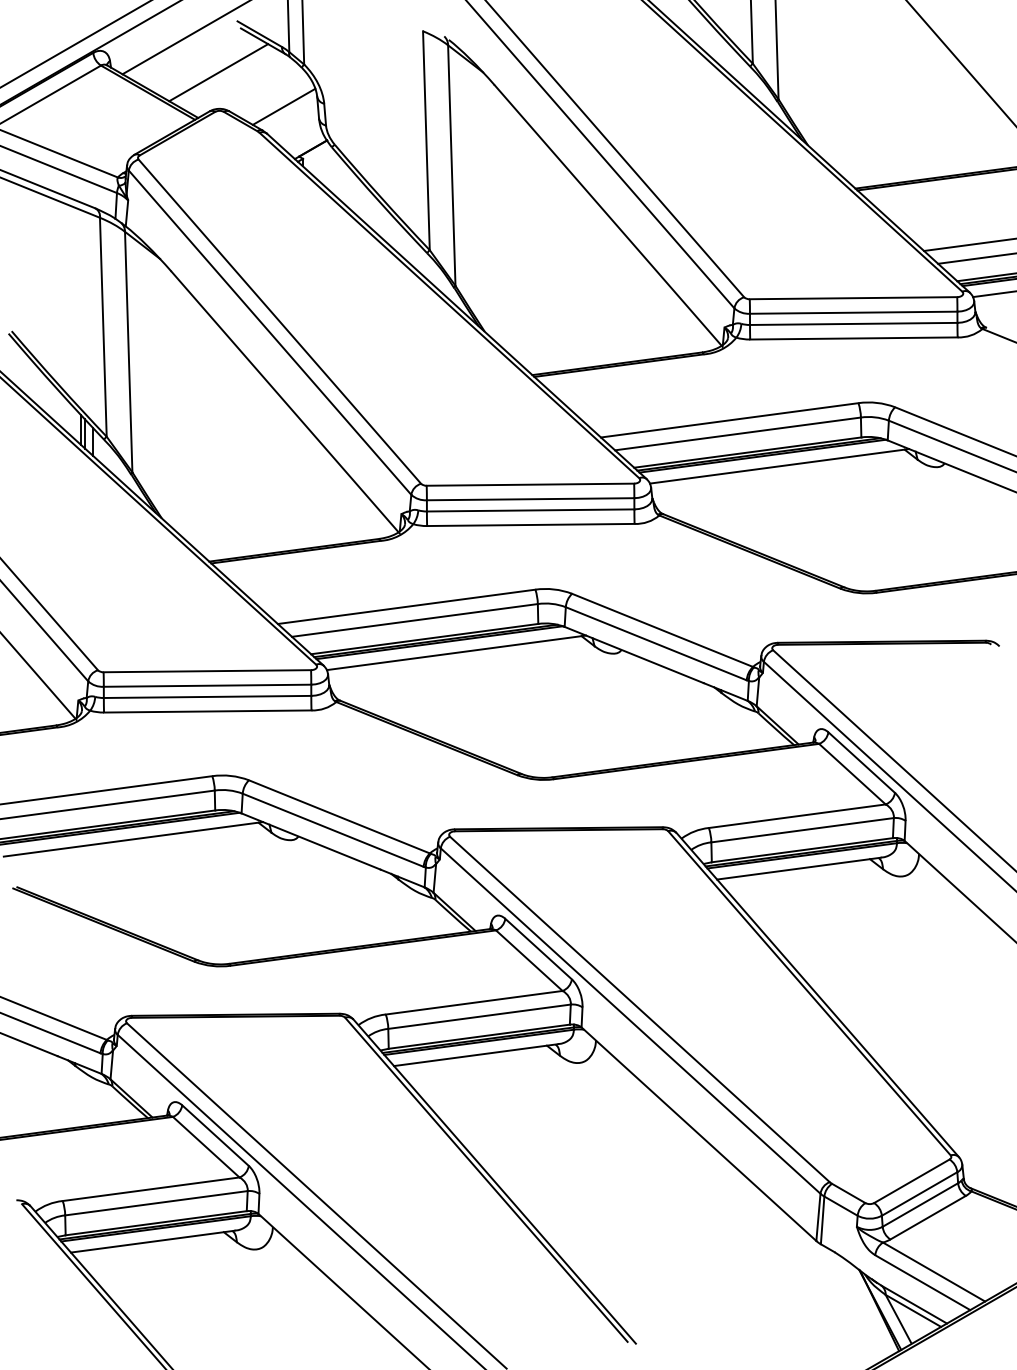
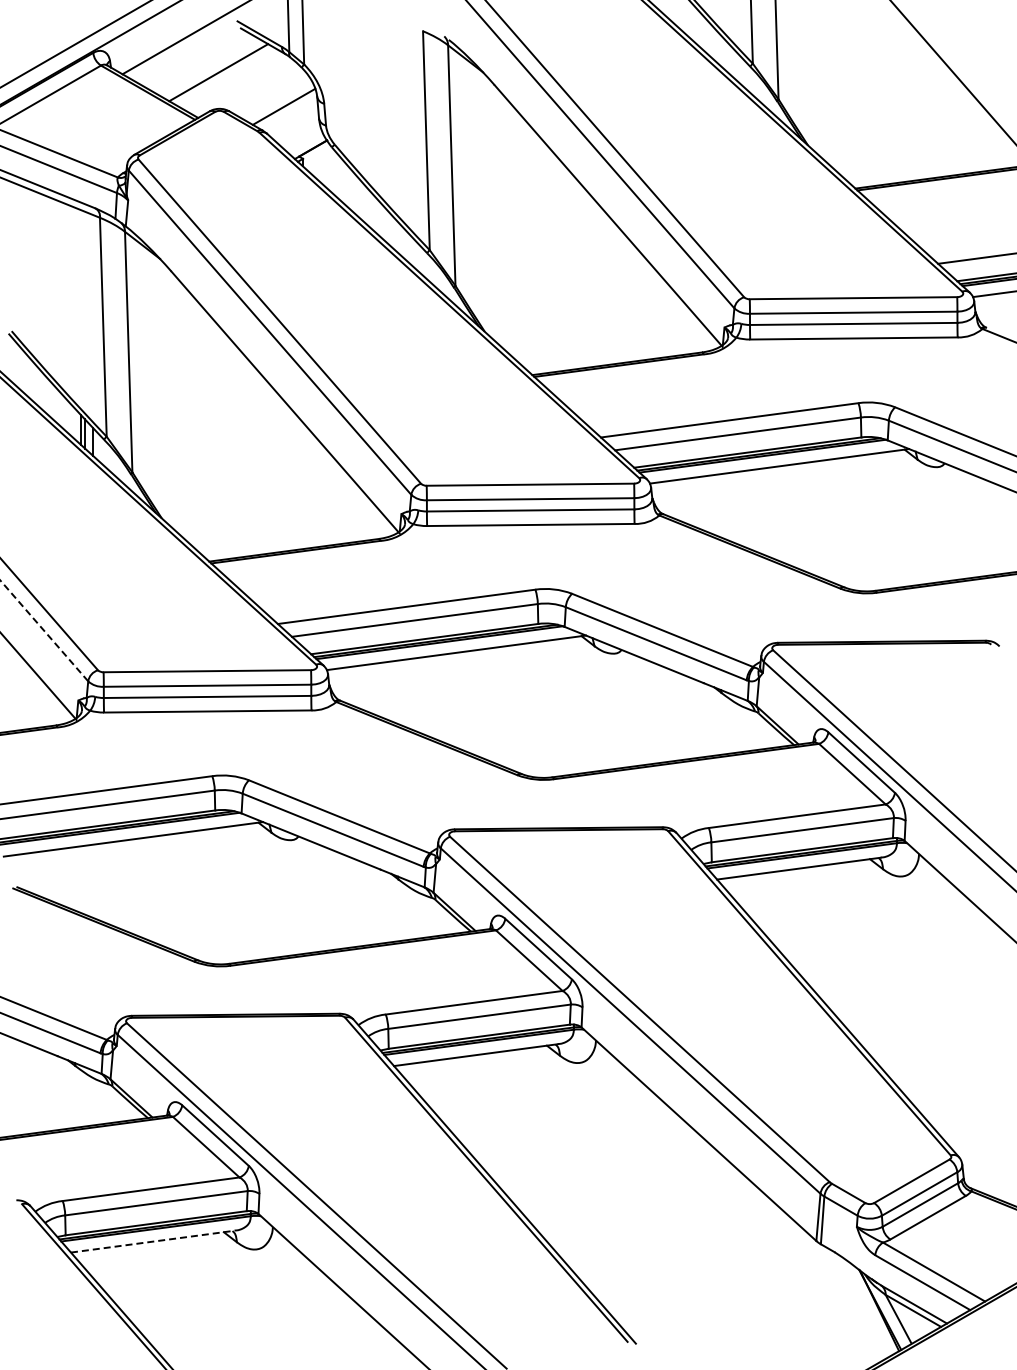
line position: (960, 62) -> (952, 72) (952, 72)
line: present -> none (968, 244)
line: solid -> dashed (44, 630)
line: solid -> dashed (152, 1241)
